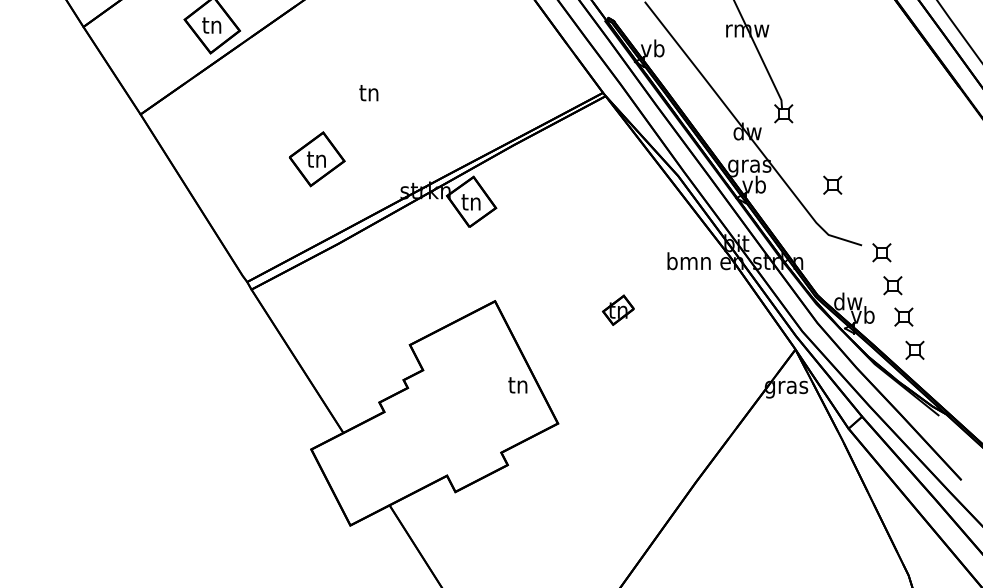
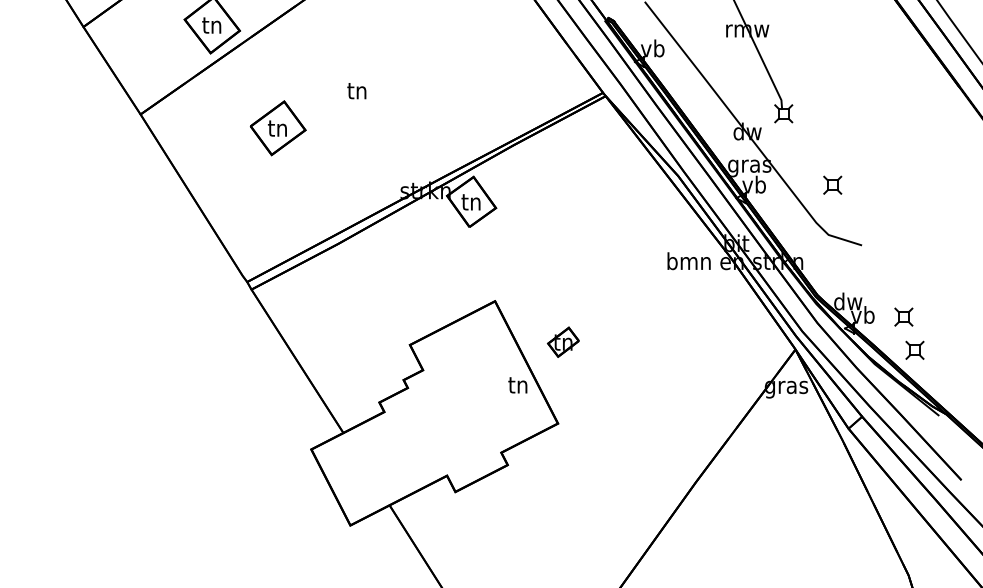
text position: (368, 93) -> (356, 91) (356, 91)
part position: (316, 159) -> (277, 128) (277, 128)
part: present -> none (881, 252)
part: present -> none (892, 285)
part position: (618, 309) -> (563, 341) (563, 341)
